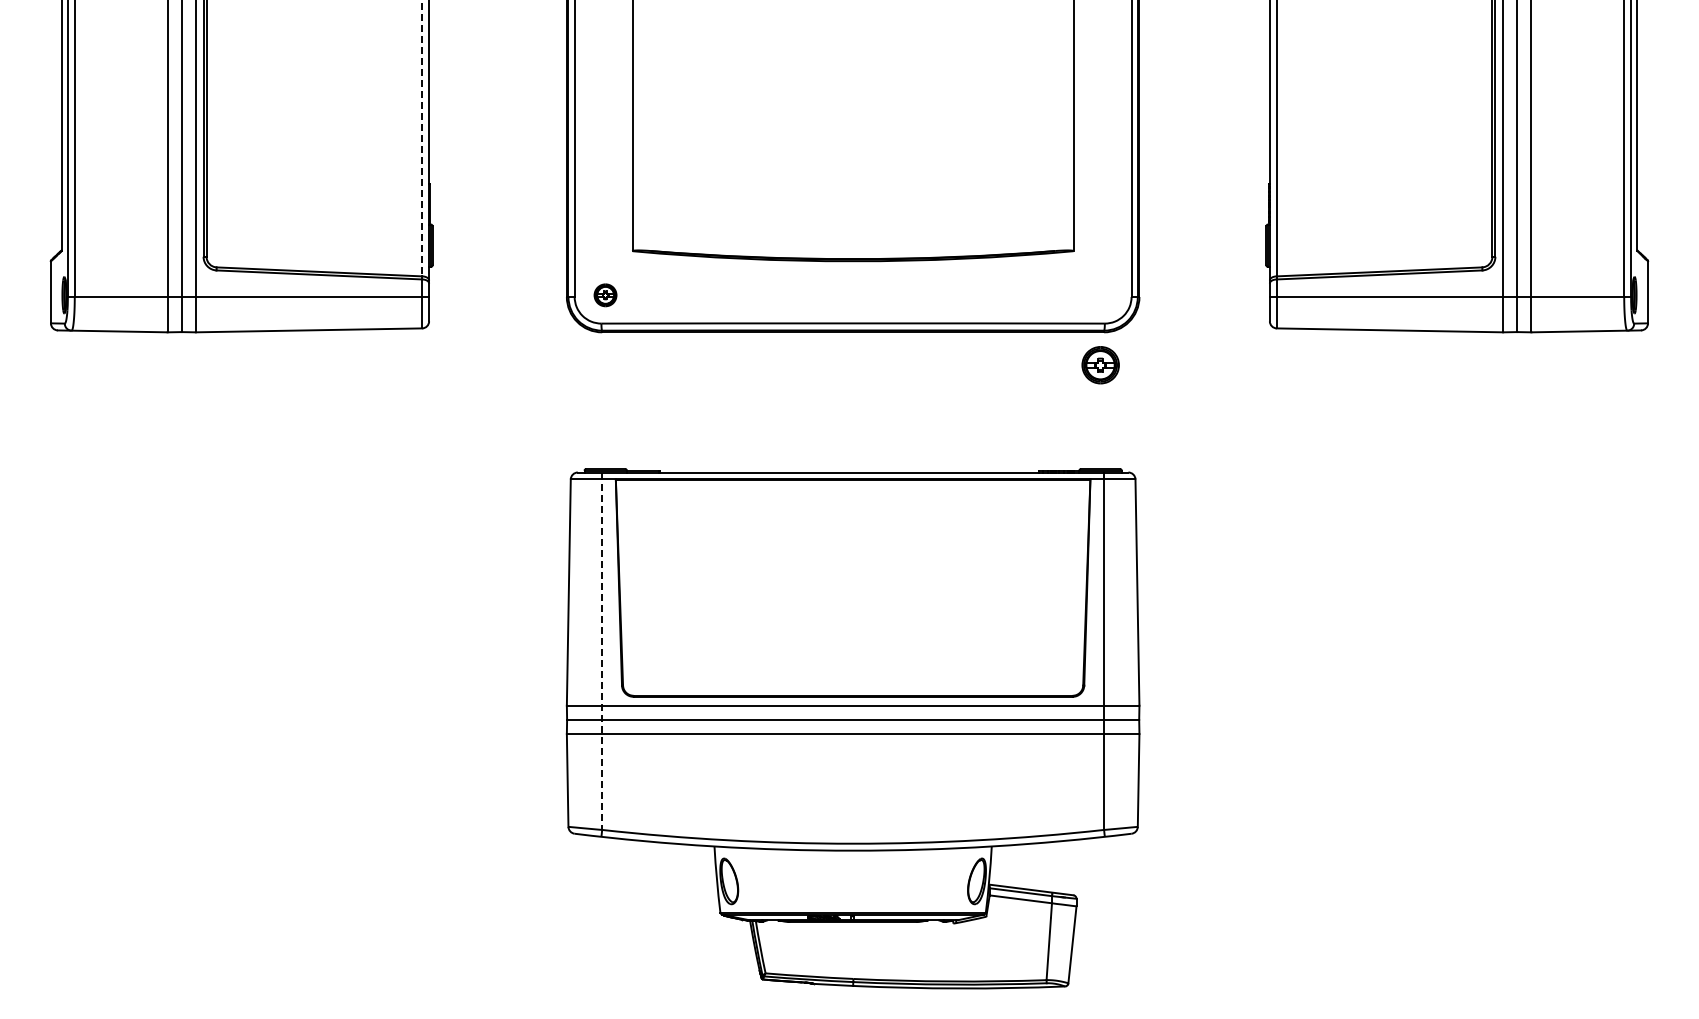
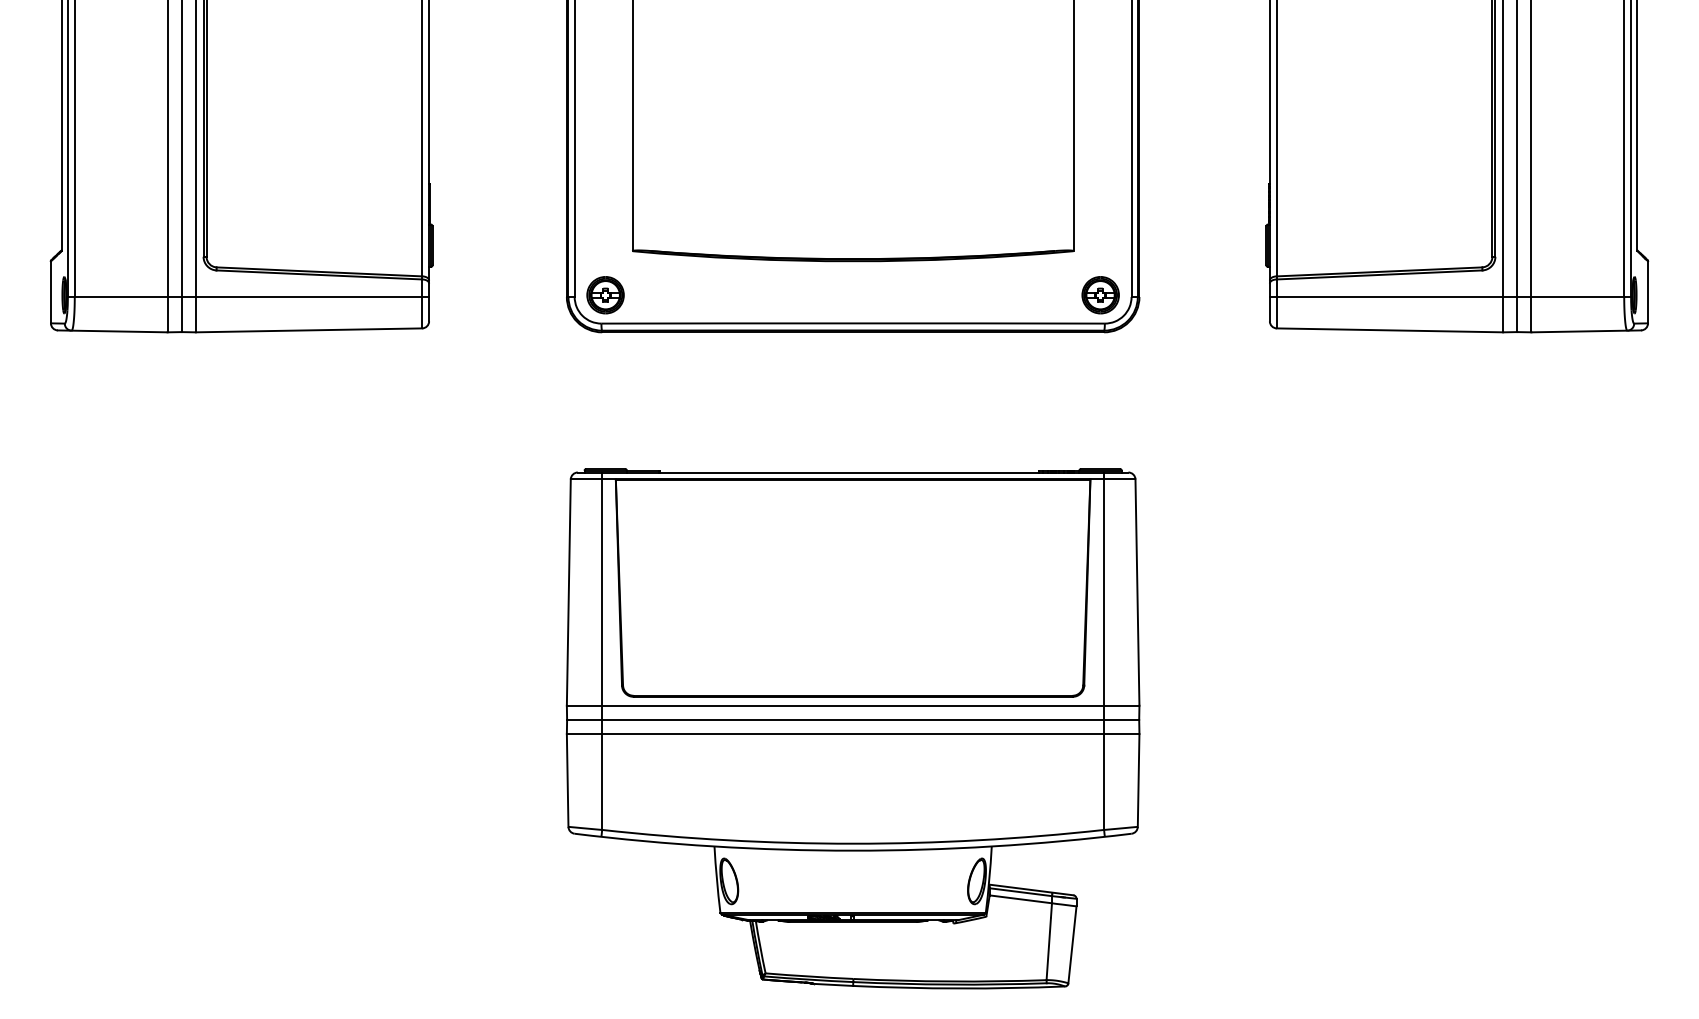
line: dashed -> solid (422, 138)
part size: 25x25 px -> 39x39 px (605, 295)
part position: (1100, 365) -> (1100, 295) (1100, 295)
line: dashed -> solid (602, 651)
